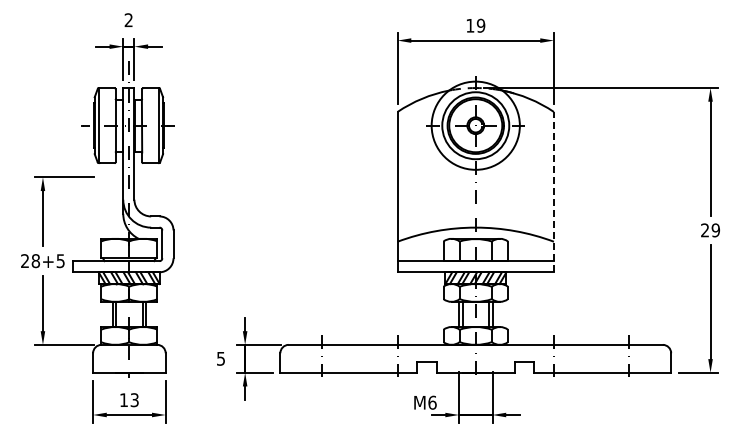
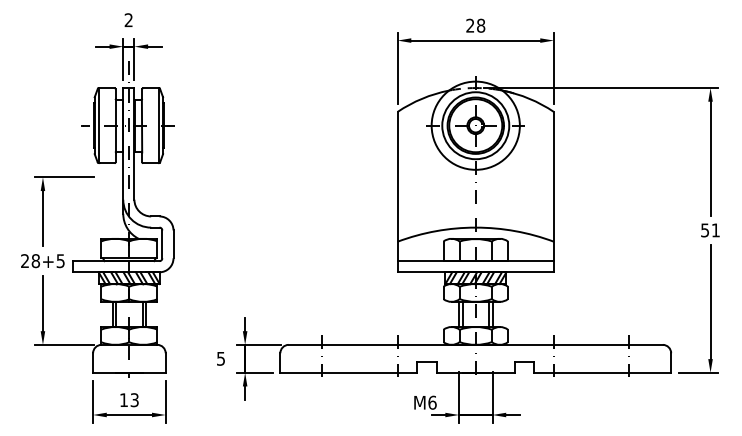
text: 19 -> 28 (475, 25)
line: dashed -> solid (553, 191)
text: 29 -> 51 (710, 230)
